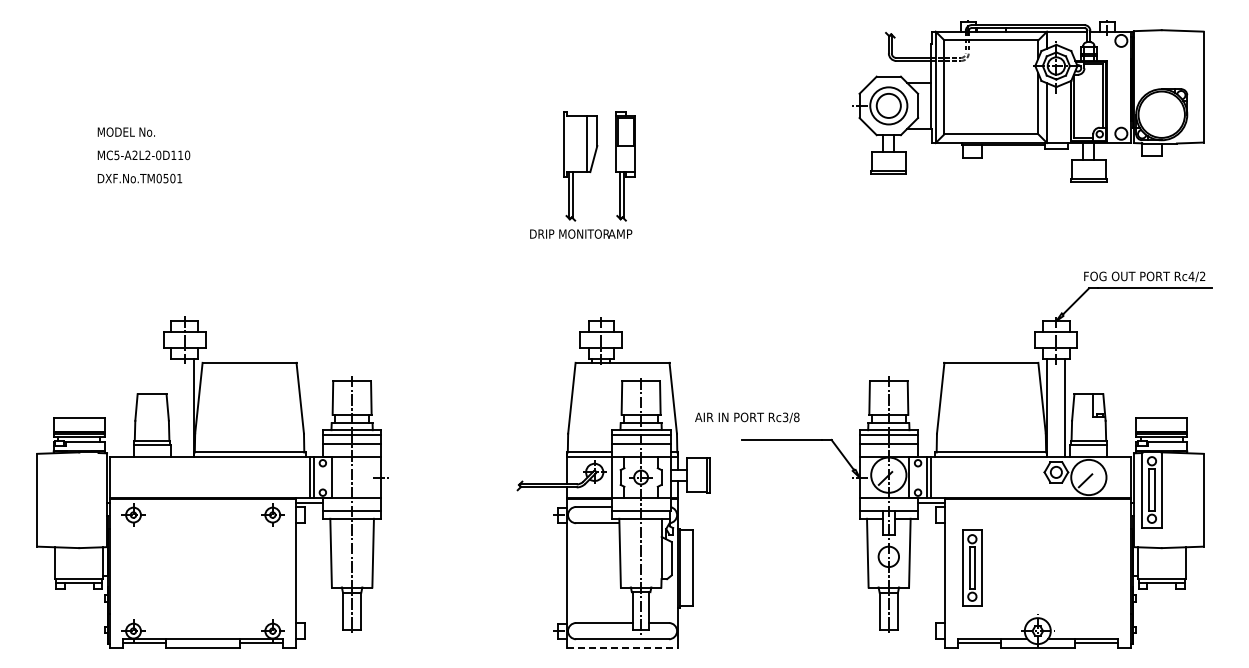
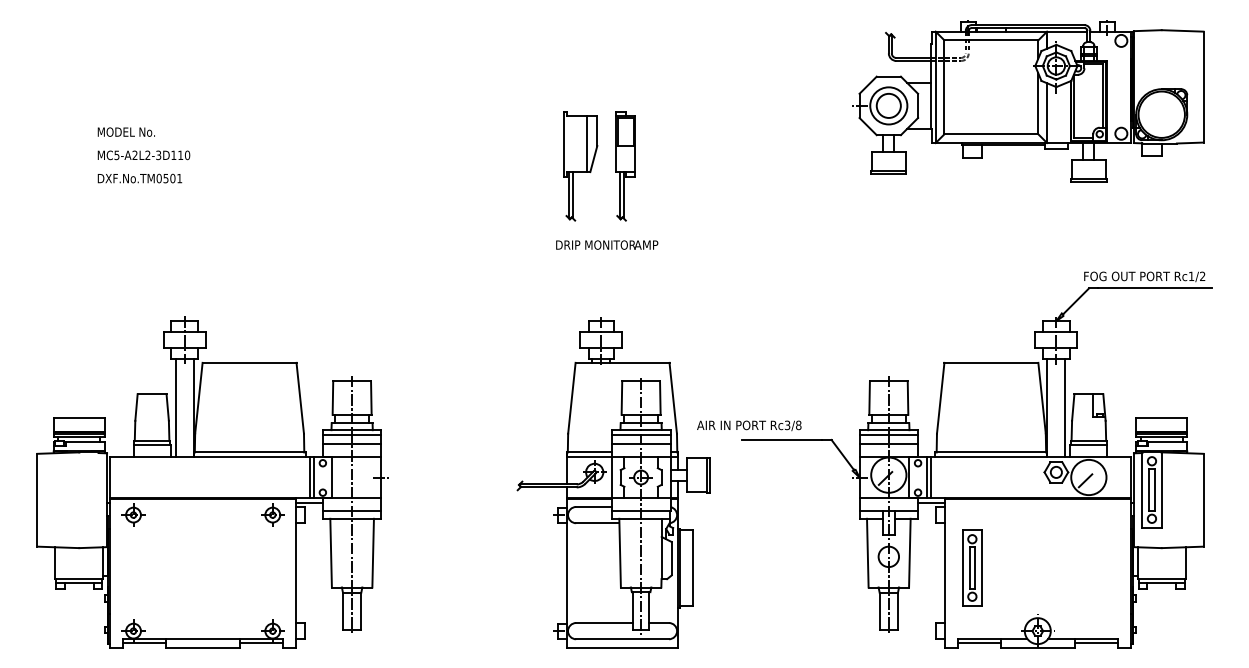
text: MC5-A2L2-0D110 -> MC5-A2L2-3D110 (158, 155)
text position: (581, 233) -> (607, 244) (607, 244)
text: Rc4/2 -> Rc1/2 (1191, 275)
line: none -> present (175, 407)
text position: (747, 417) -> (749, 425) (749, 425)
line: dashed -> solid (622, 647)
